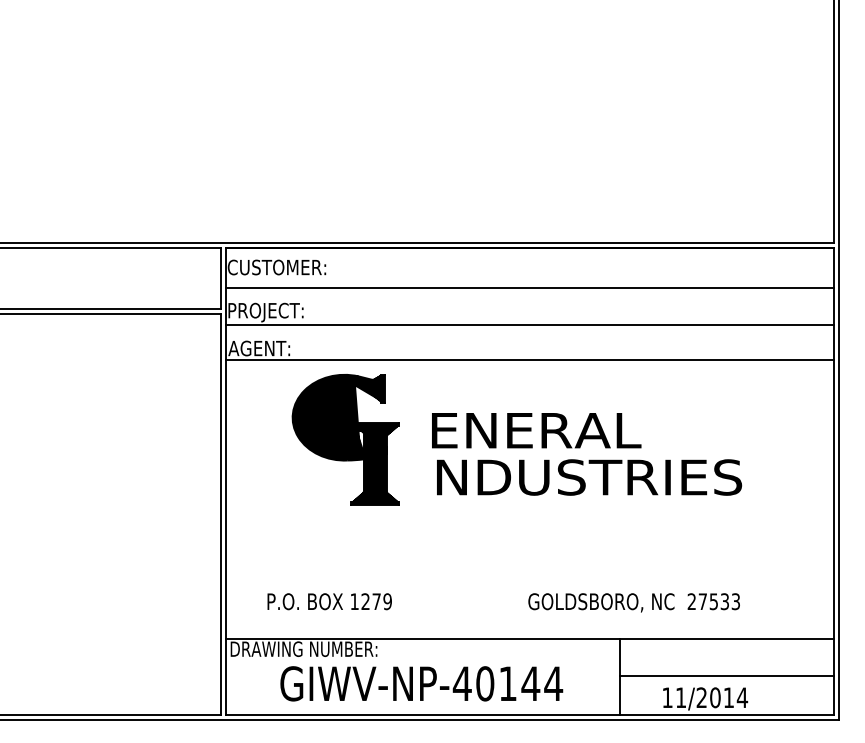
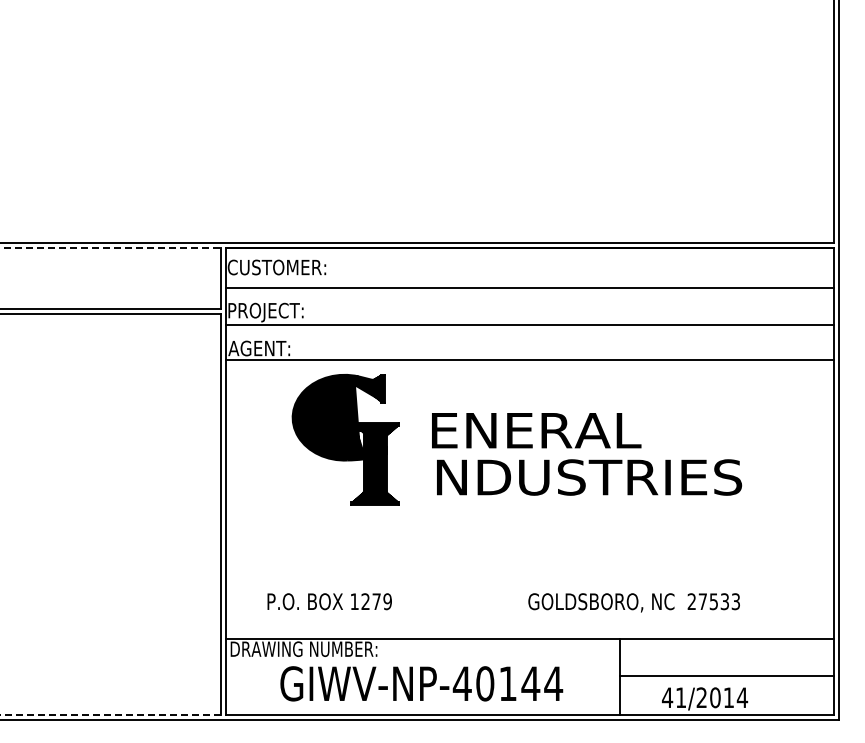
line: solid -> dashed (110, 248)
text: 11/2014 -> 41/2014 (667, 697)
line: solid -> dashed (110, 715)
